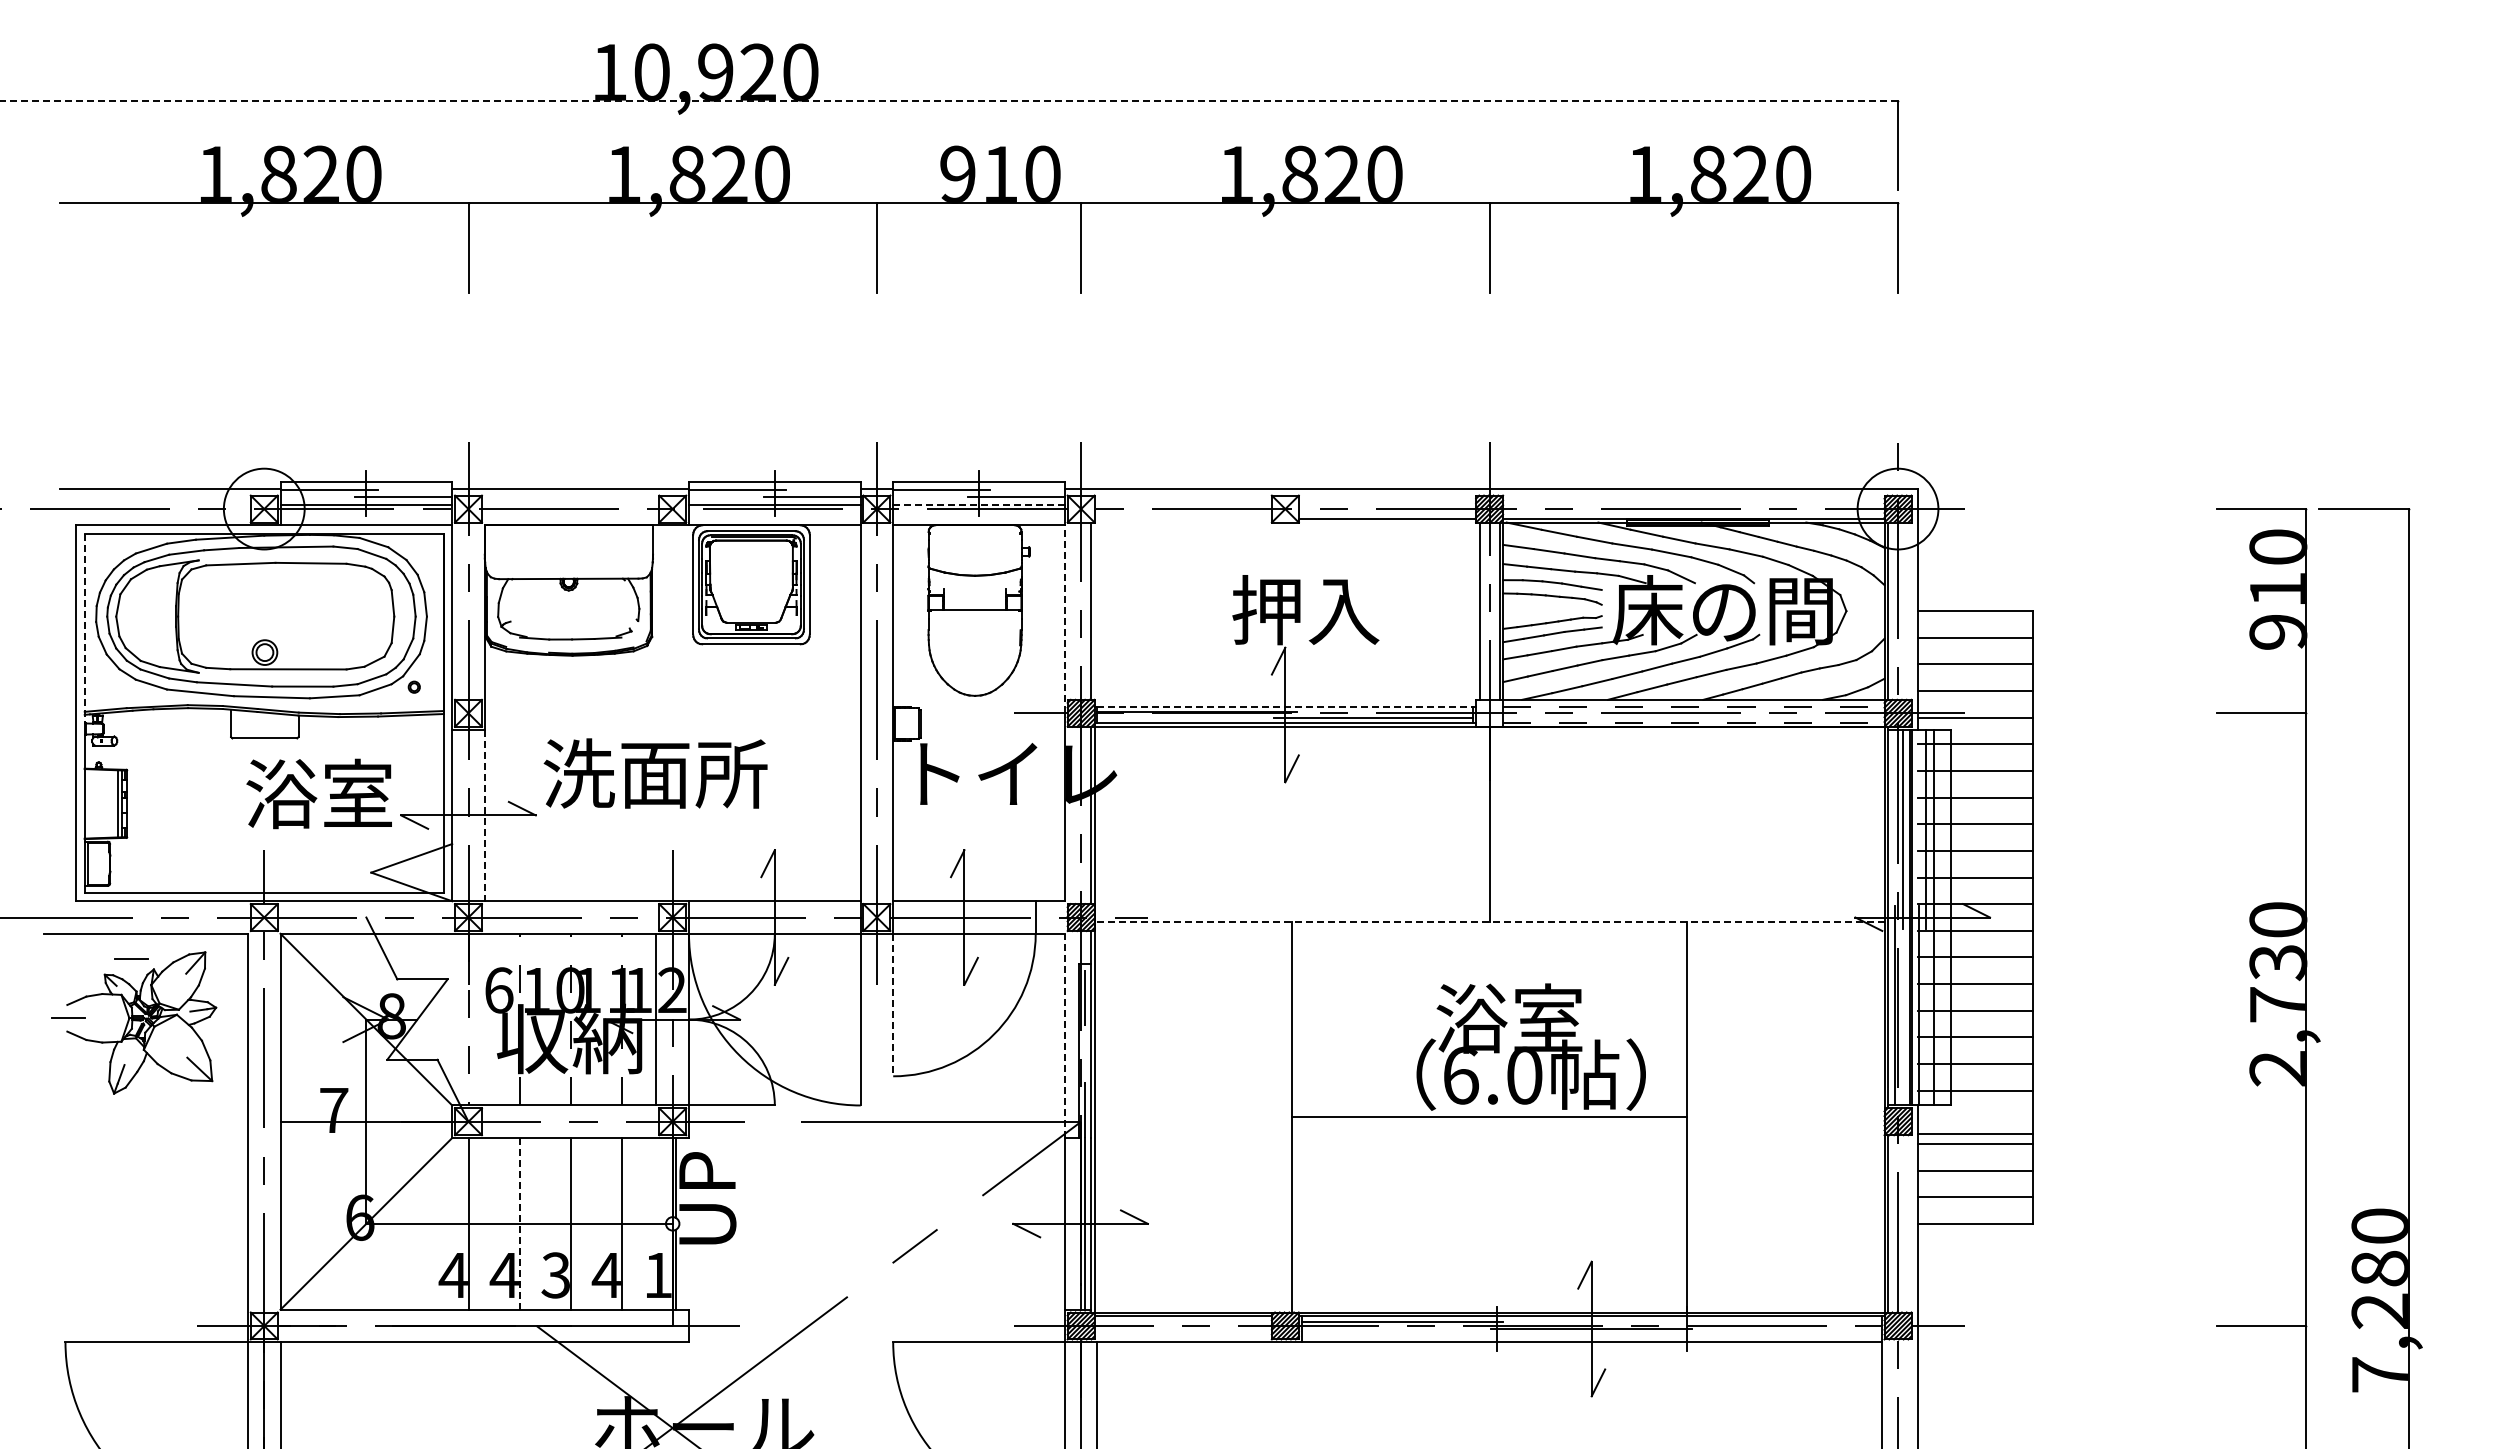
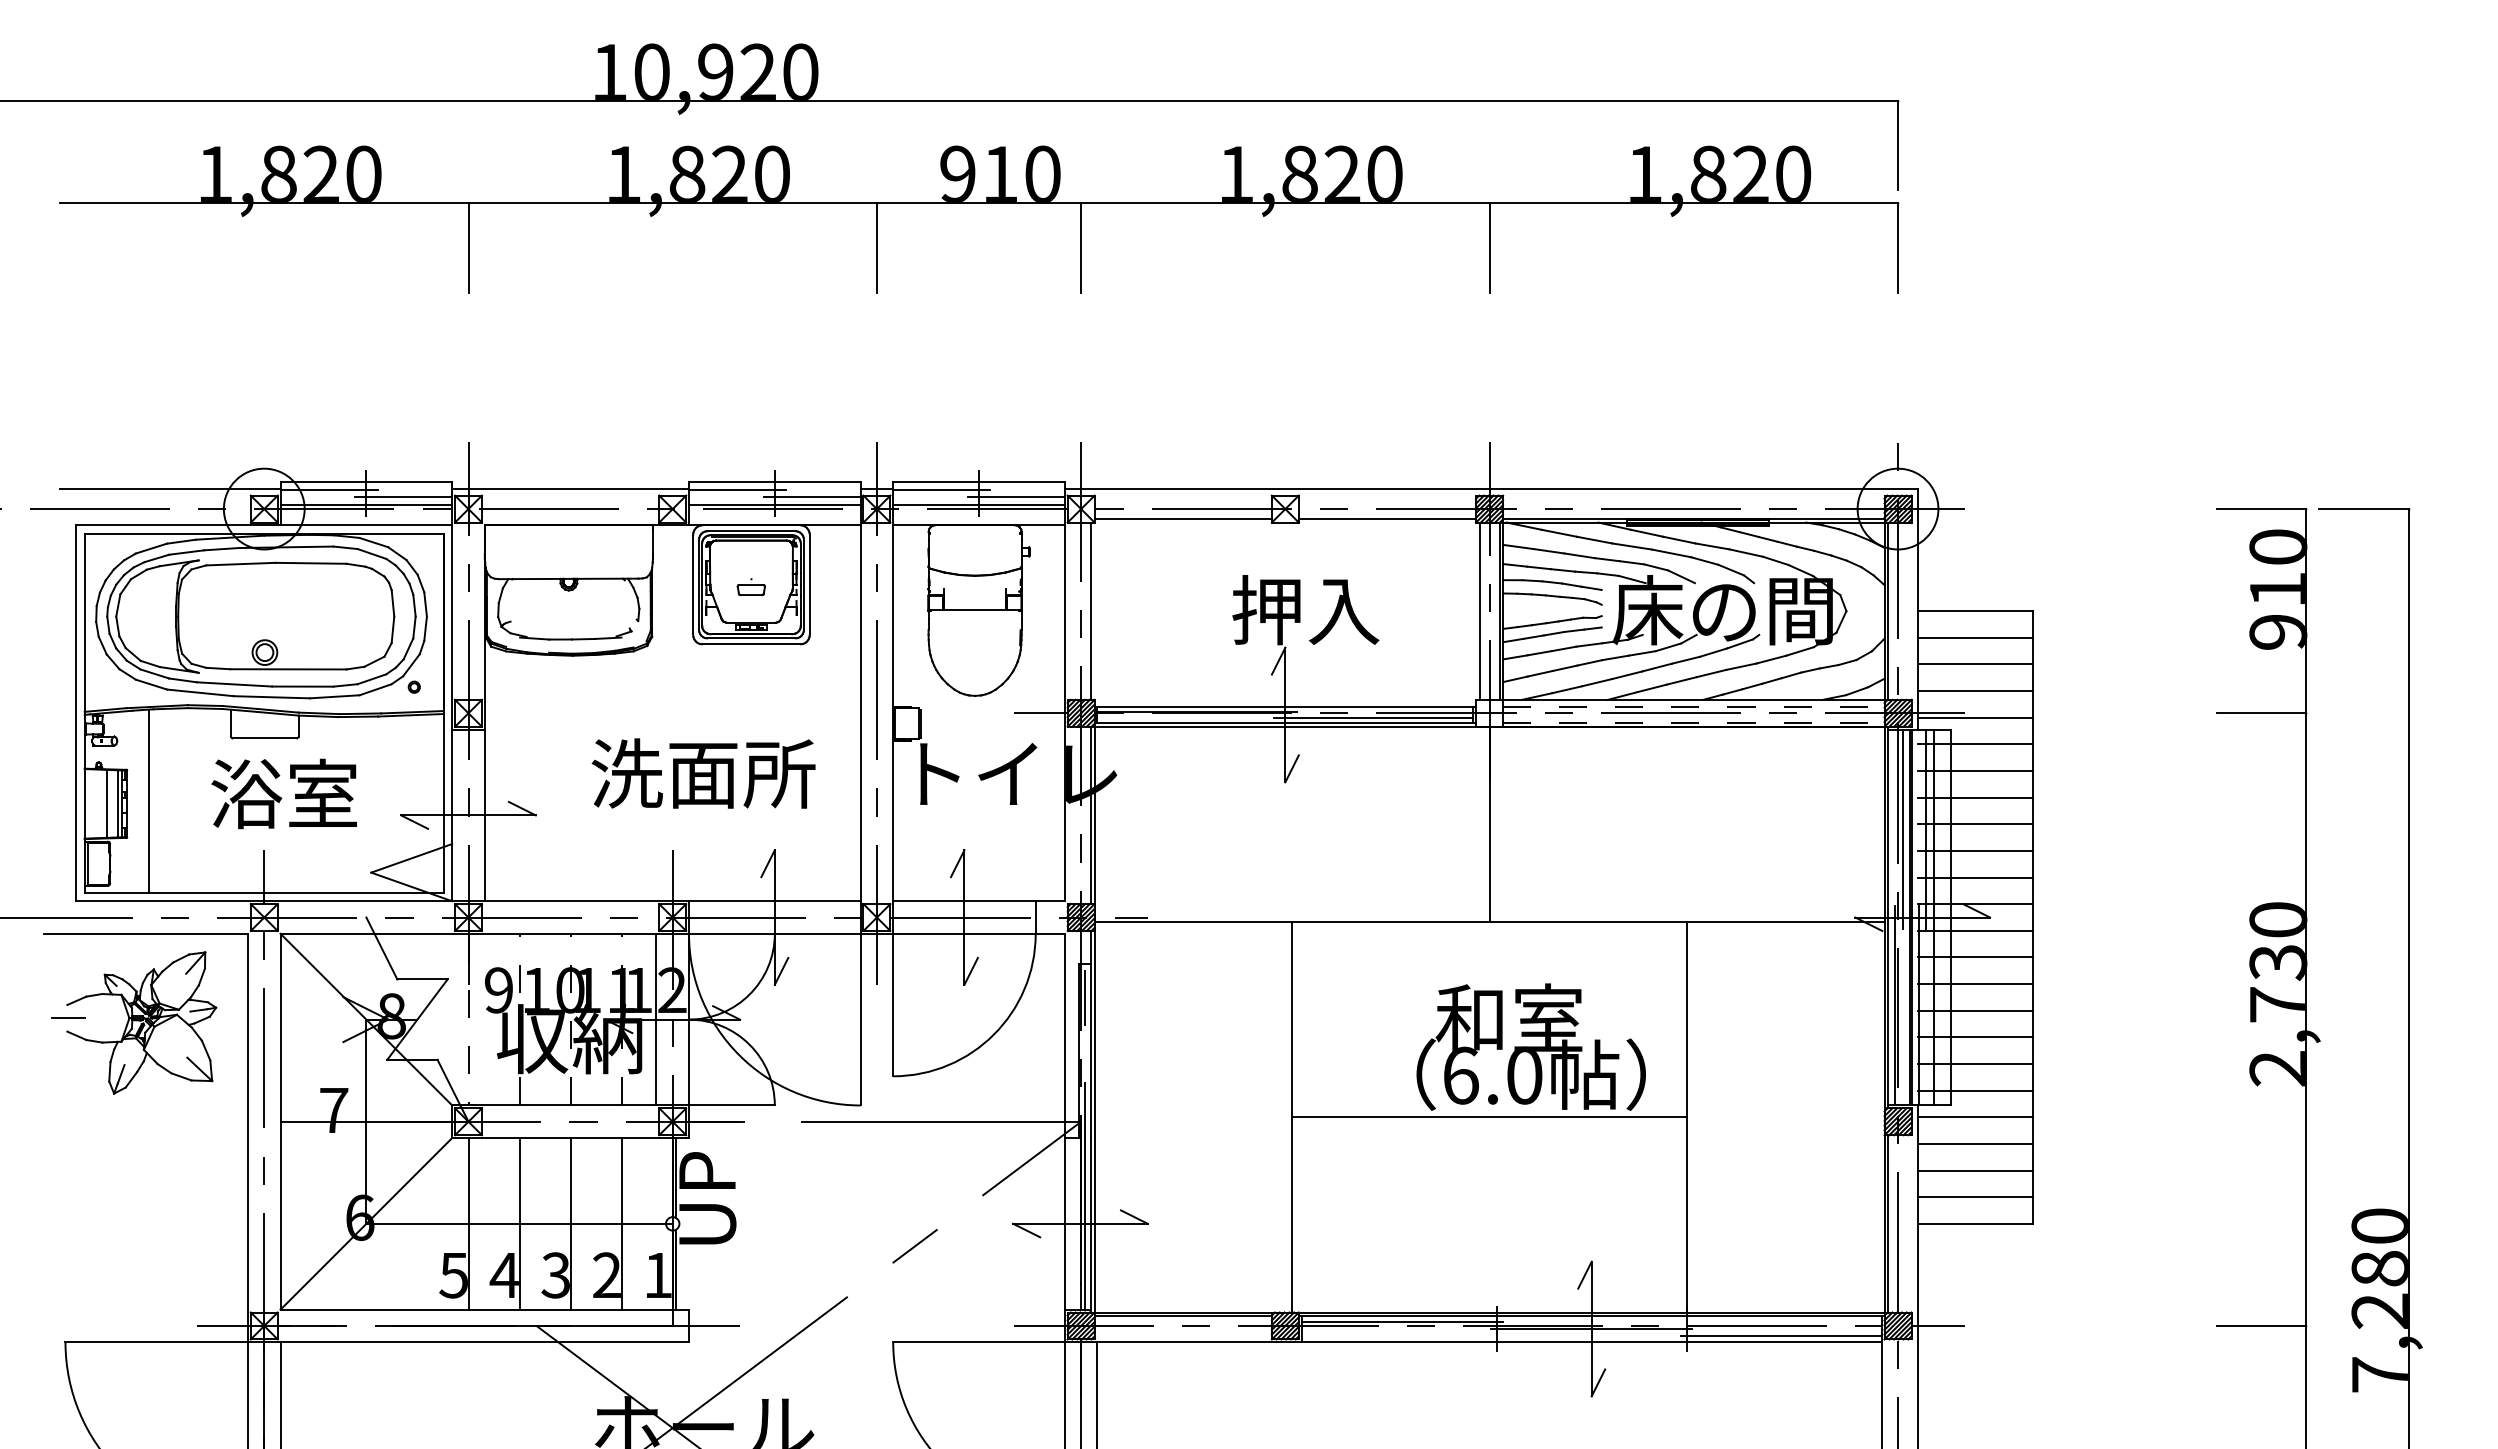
line: dashed -> solid (949, 100)
line: dashed -> solid (979, 504)
line: none -> present (1182, 519)
part: none -> present (750, 586)
line: dashed -> solid (1064, 619)
line: dashed -> solid (84, 628)
line: dashed -> solid (1285, 706)
text position: (655, 773) -> (703, 773) (703, 773)
text position: (318, 793) -> (283, 793) (283, 793)
line: none -> present (148, 800)
line: none -> present (107, 803)
line: dashed -> solid (484, 815)
line: dashed -> solid (1489, 922)
line: present -> none (131, 958)
text: 6 -> 9 (499, 990)
line: dashed -> solid (893, 1005)
text: 浴室 -> 和室 (1471, 1018)
line: dashed -> solid (1064, 1035)
line position: (1975, 1134) -> (1975, 1117) (1975, 1117)
line: dashed -> solid (519, 1223)
text: 4 -> 2 (605, 1274)
text: 4 -> 5 (452, 1275)
line: none -> present (1780, 1335)
